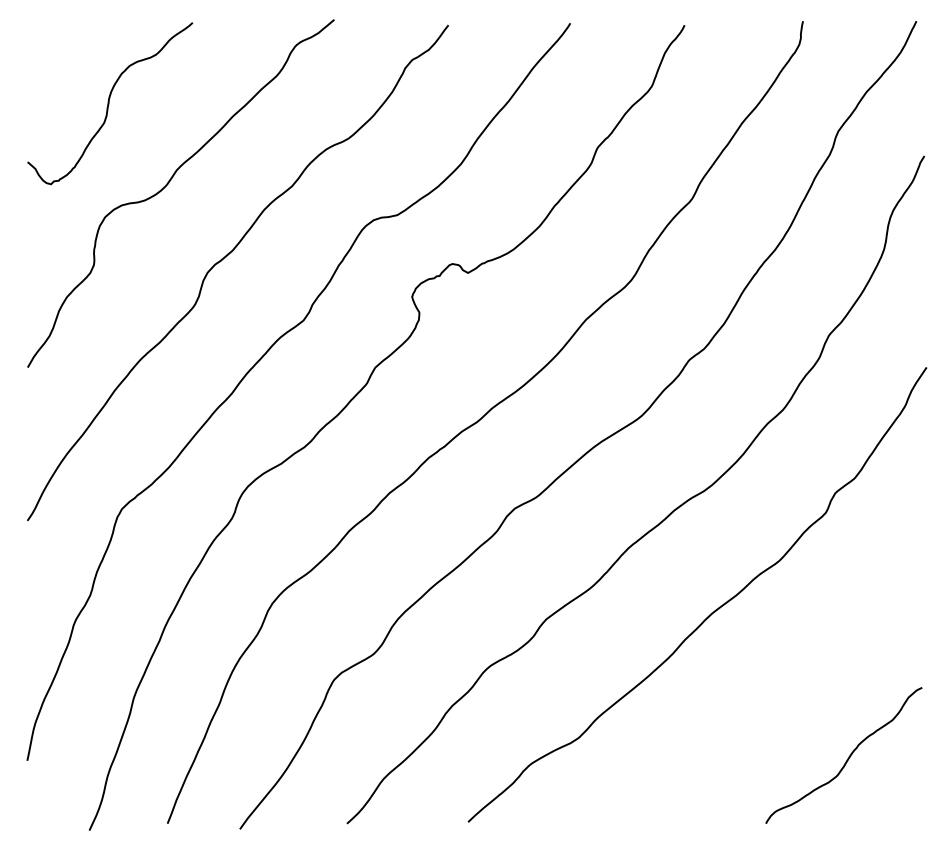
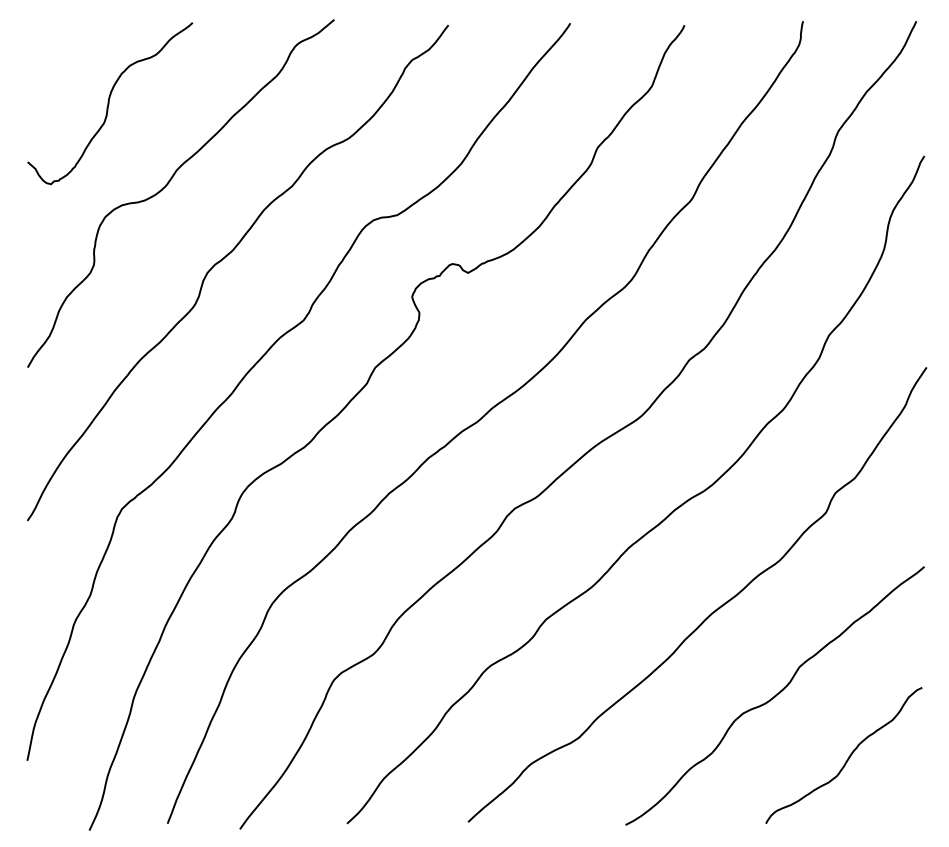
curve: none -> present (774, 695)
